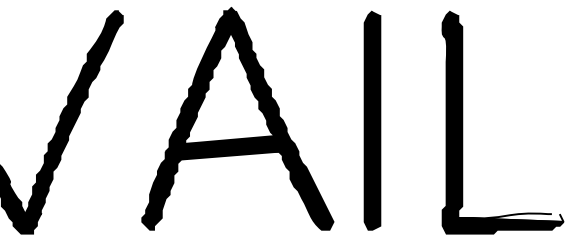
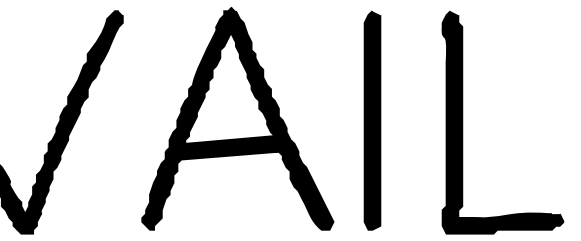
fill: none -> present (510, 217)
